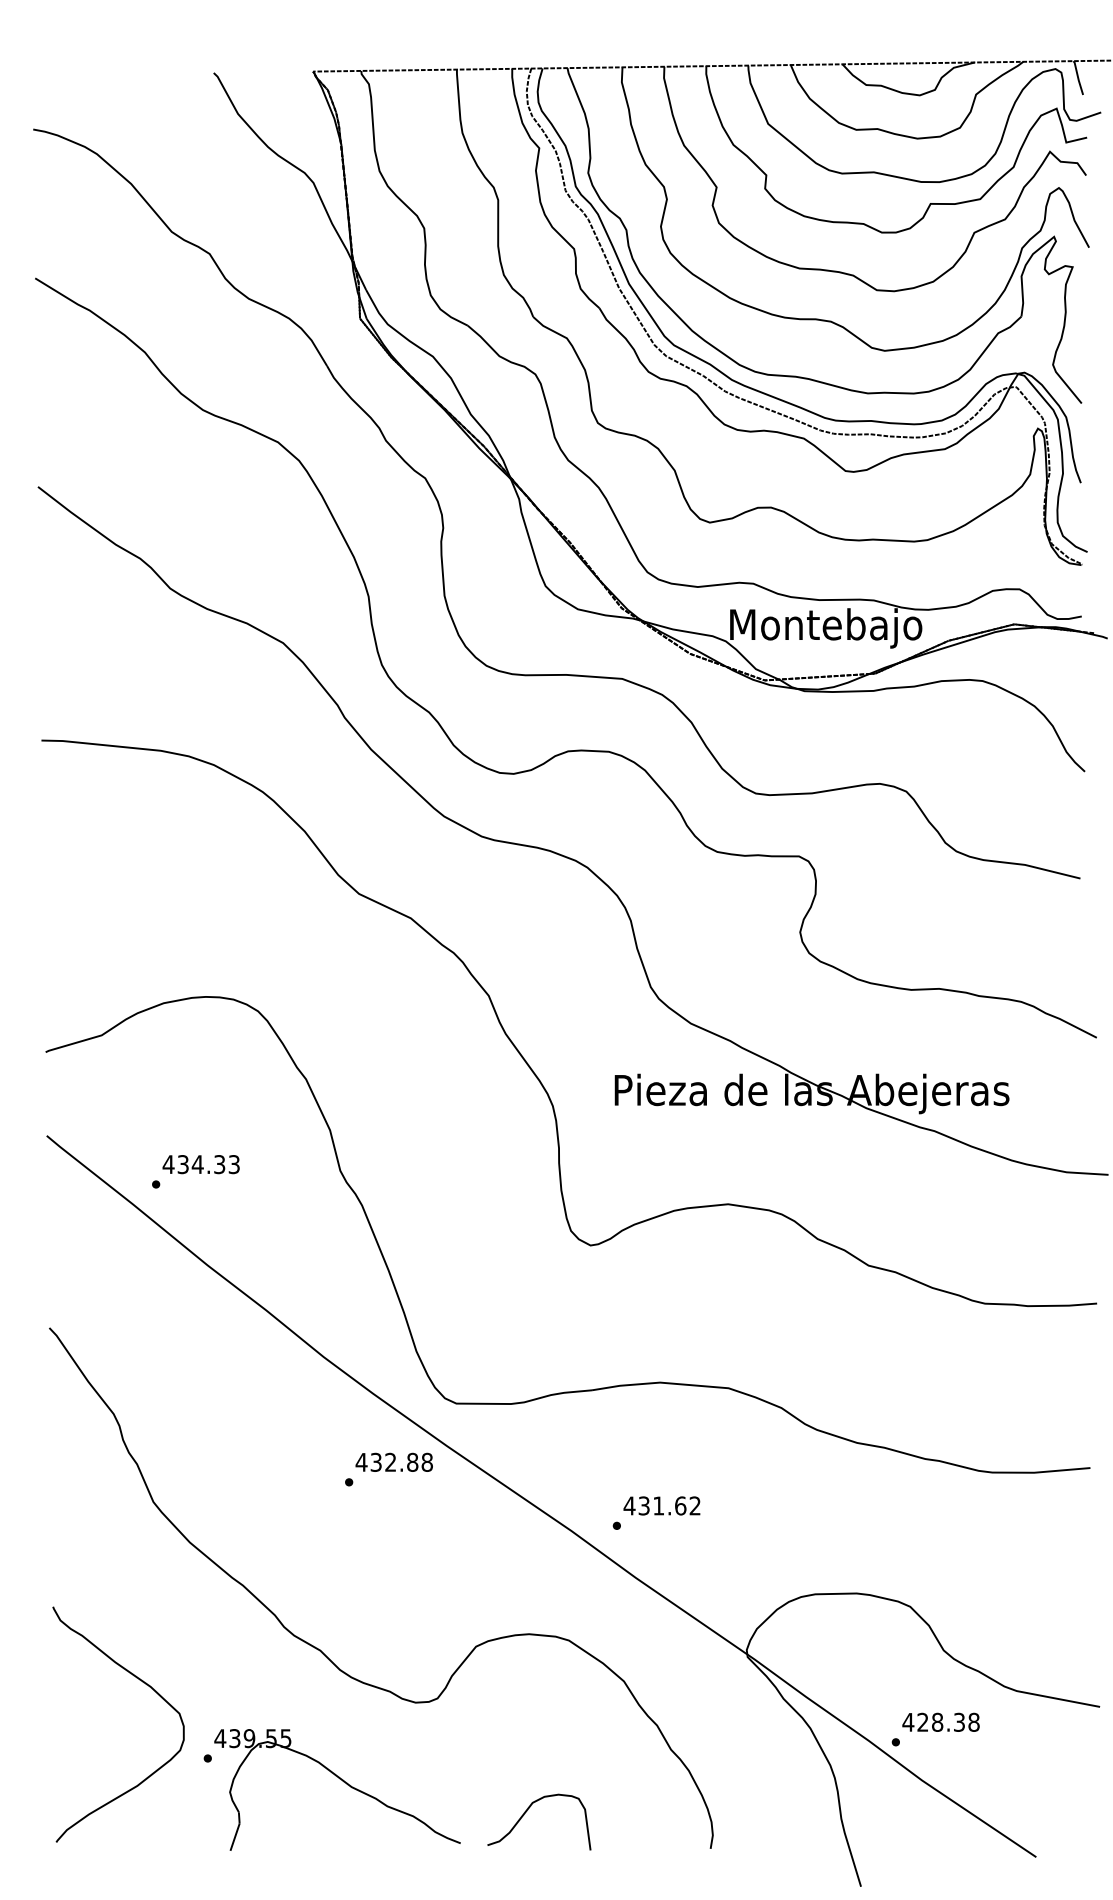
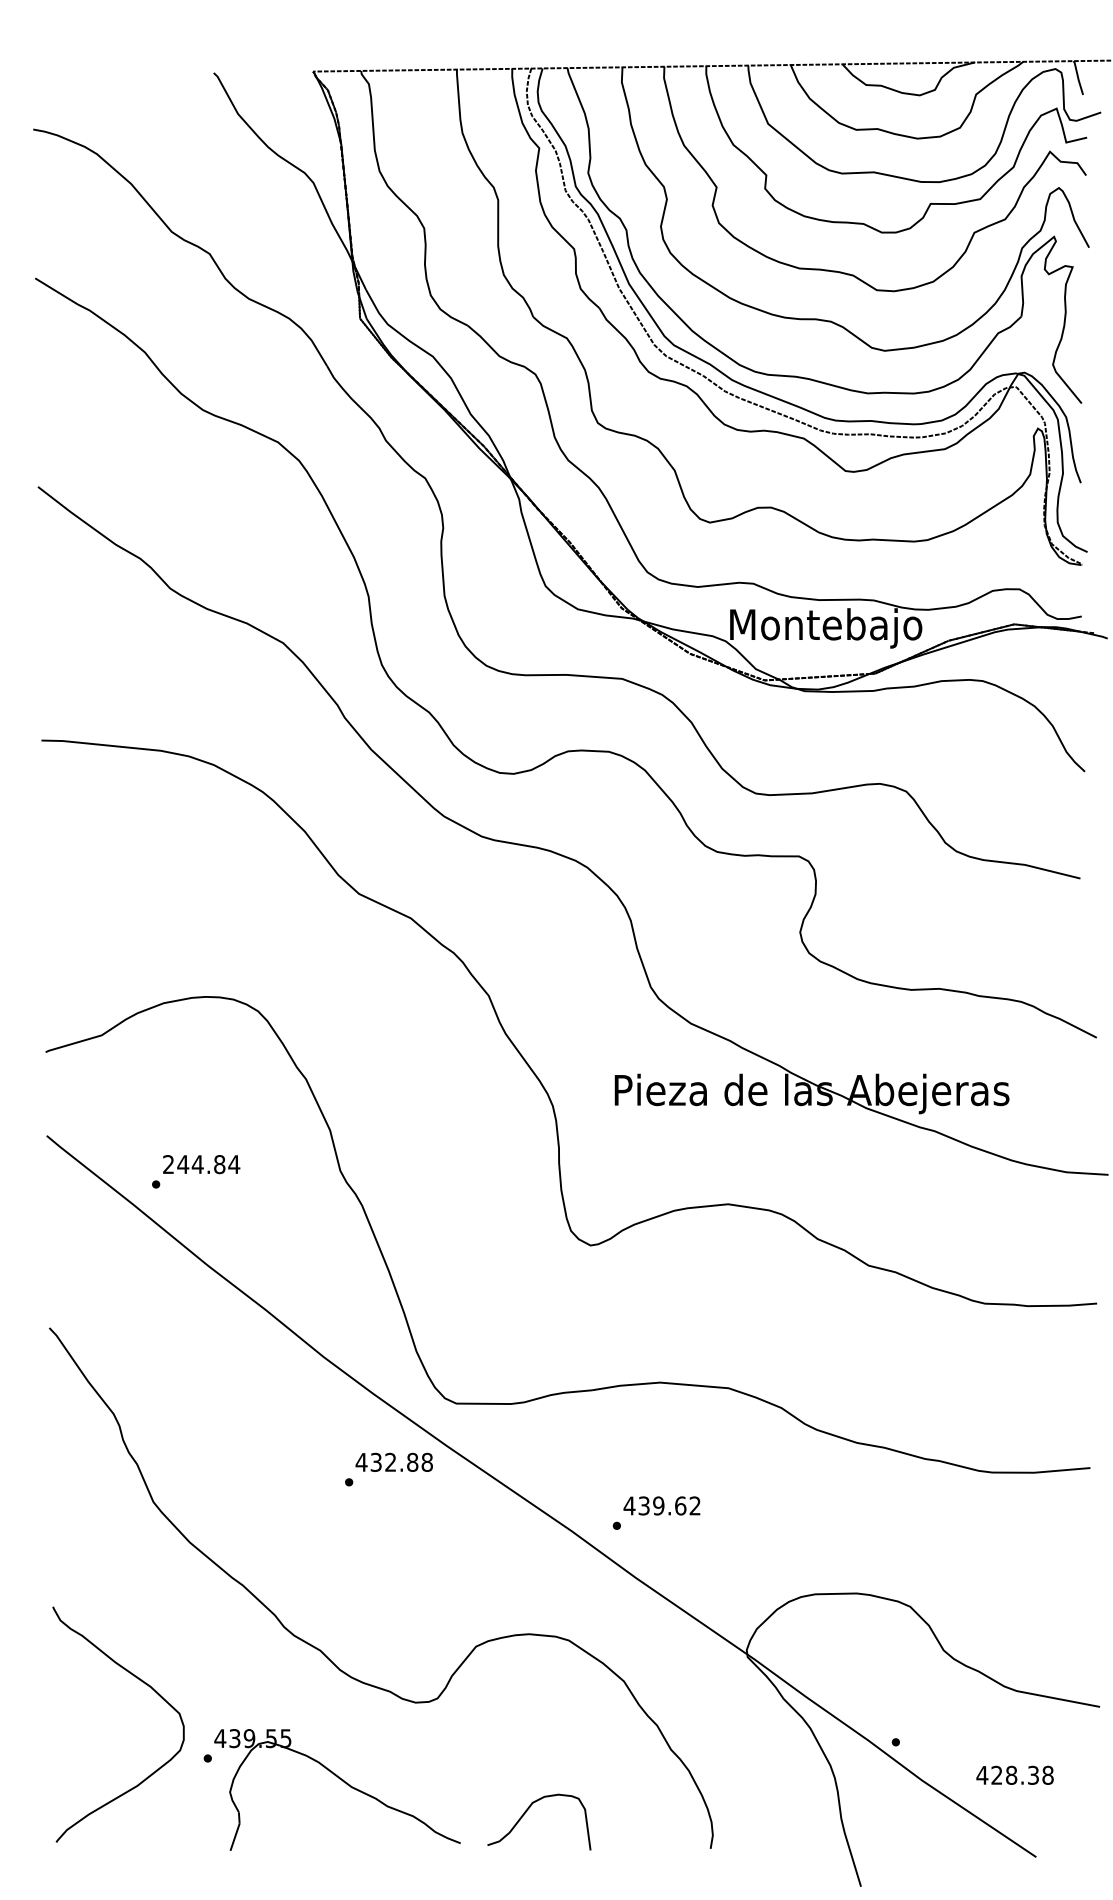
text: 434.33 -> 244.84 (201, 1164)
text: 431.62 -> 439.62 (658, 1505)
text position: (940, 1721) -> (1014, 1774) (1014, 1774)
